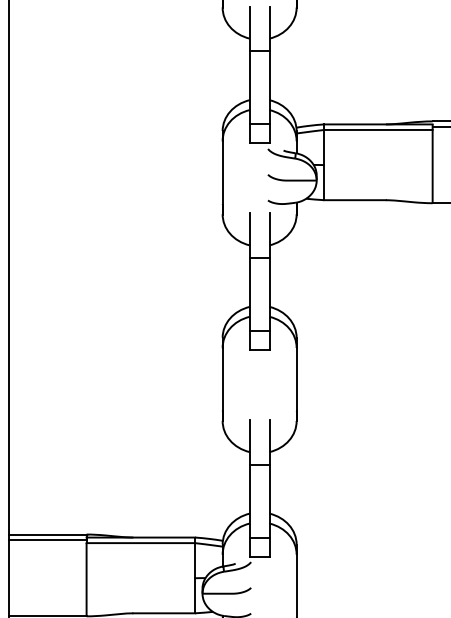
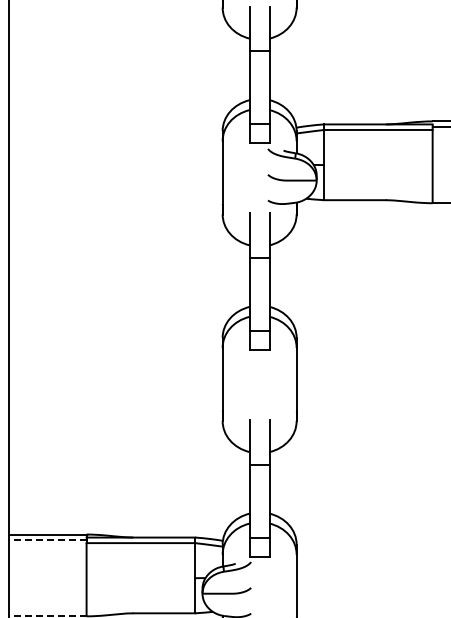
line: solid -> dashed (47, 540)
line: solid -> dashed (47, 616)
